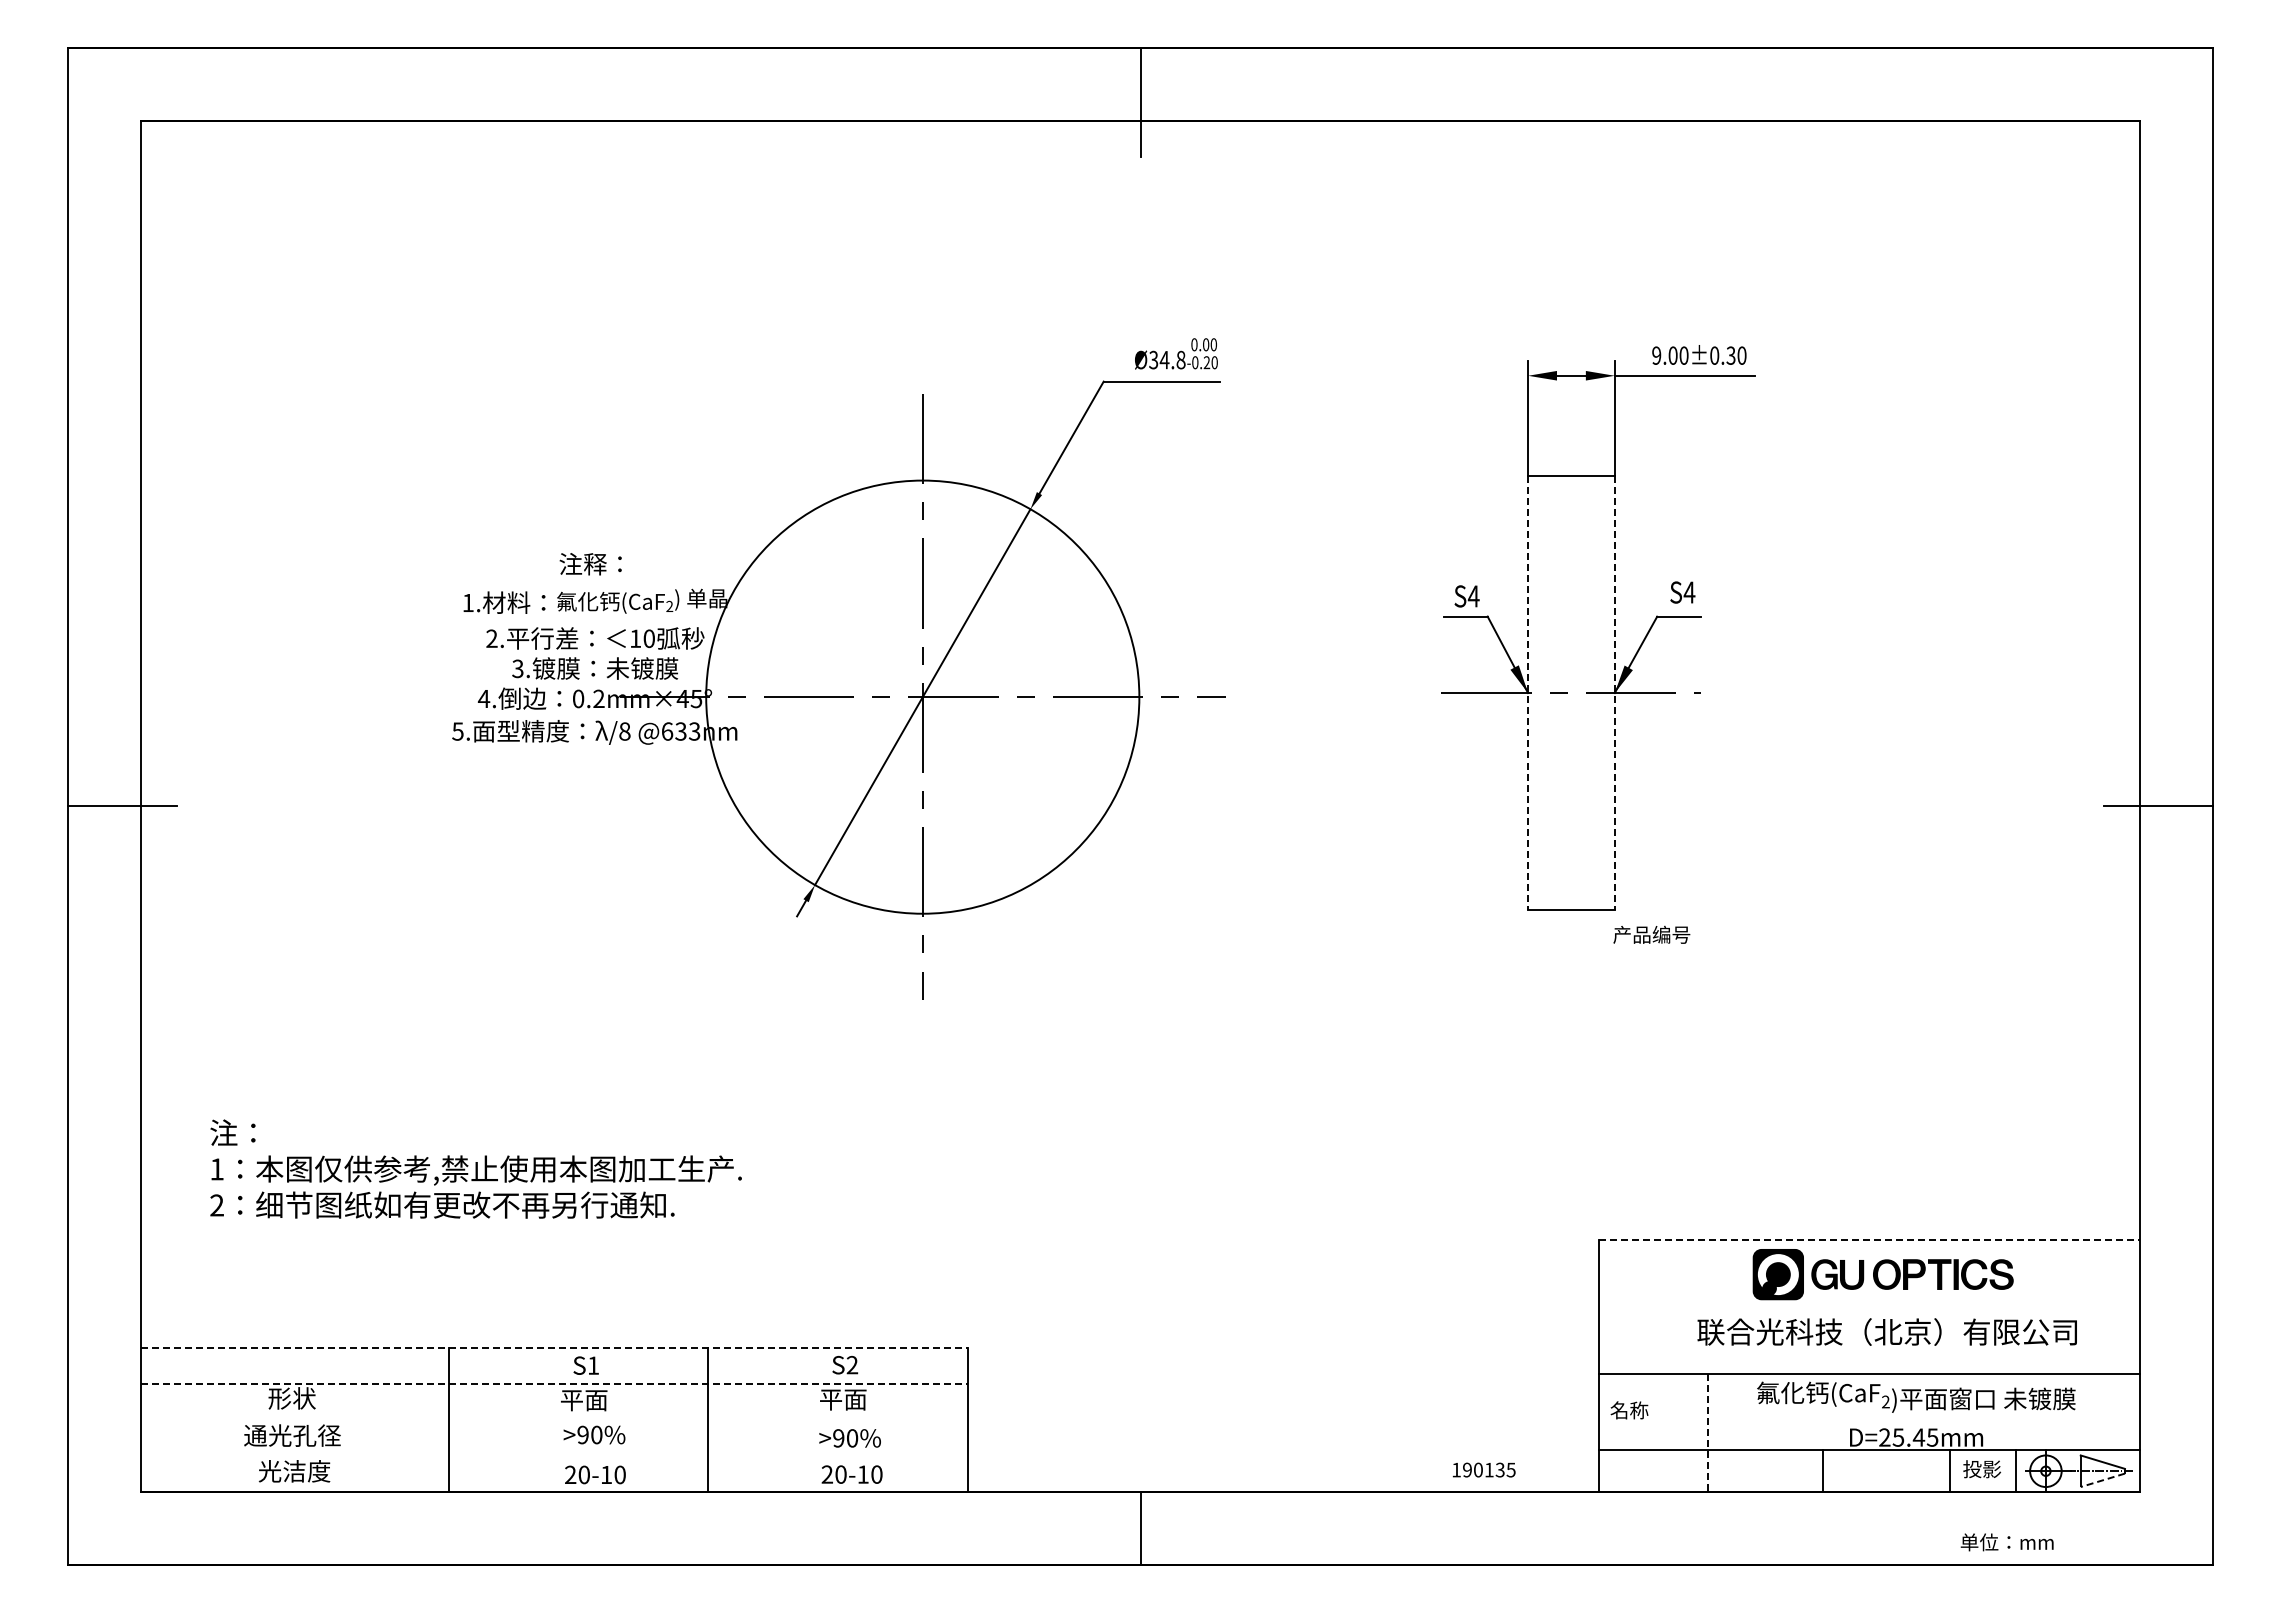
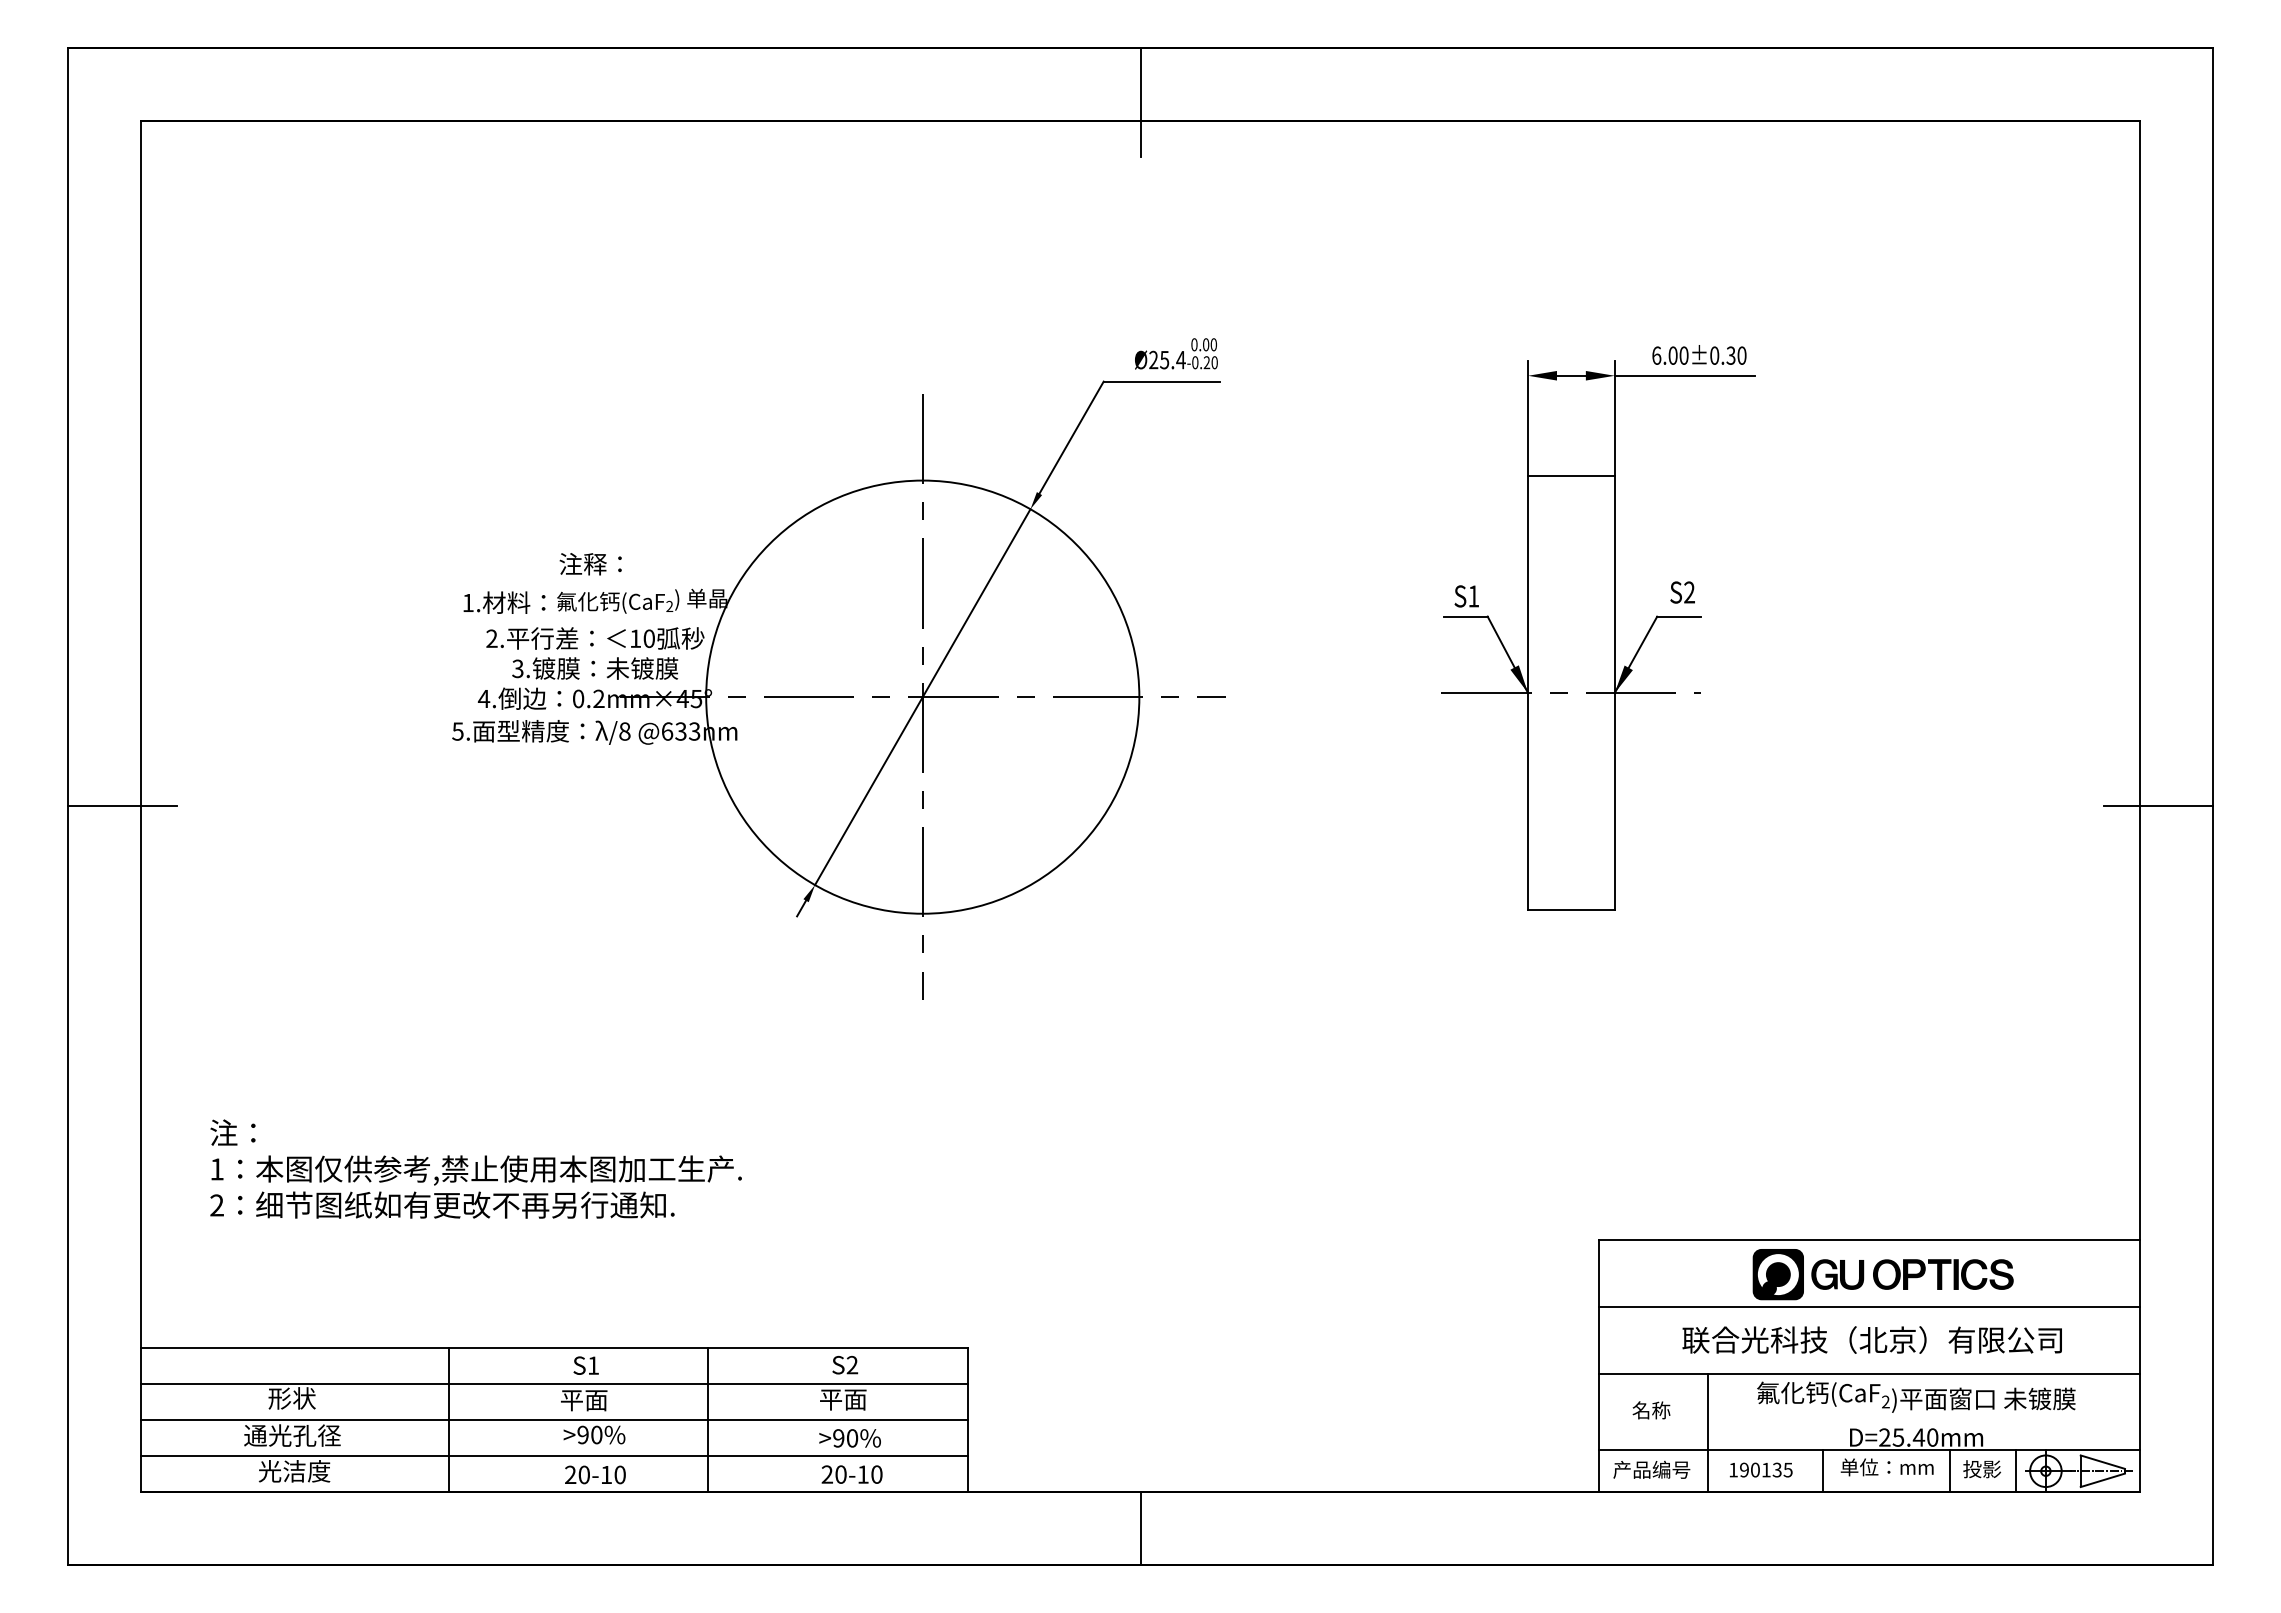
text: 9.00±0.30 -> 6.00±0.30 (1656, 355)
text: Ø34.8 -> Ø25.4 (1167, 359)
text: S4 -> S2 (1689, 592)
text: S4 -> S1 (1473, 596)
line: dashed -> solid (1528, 693)
line: dashed -> solid (1614, 693)
text position: (1651, 934) -> (1651, 1469) (1651, 1469)
line: dashed -> solid (1869, 1239)
line: none -> present (1869, 1307)
text position: (1886, 1331) -> (1871, 1339) (1871, 1339)
line: dashed -> solid (554, 1347)
line: dashed -> solid (554, 1384)
text position: (1629, 1410) -> (1651, 1410) (1651, 1410)
line: none -> present (554, 1420)
line: dashed -> solid (1707, 1433)
text: ^JD=25.45mm -> ^JD=25.40mm (1932, 1437)
line: none -> present (554, 1456)
text position: (1483, 1469) -> (1760, 1469) (1760, 1469)
line: dashed -> solid (2102, 1480)
text position: (2006, 1542) -> (1886, 1467) (1886, 1467)
